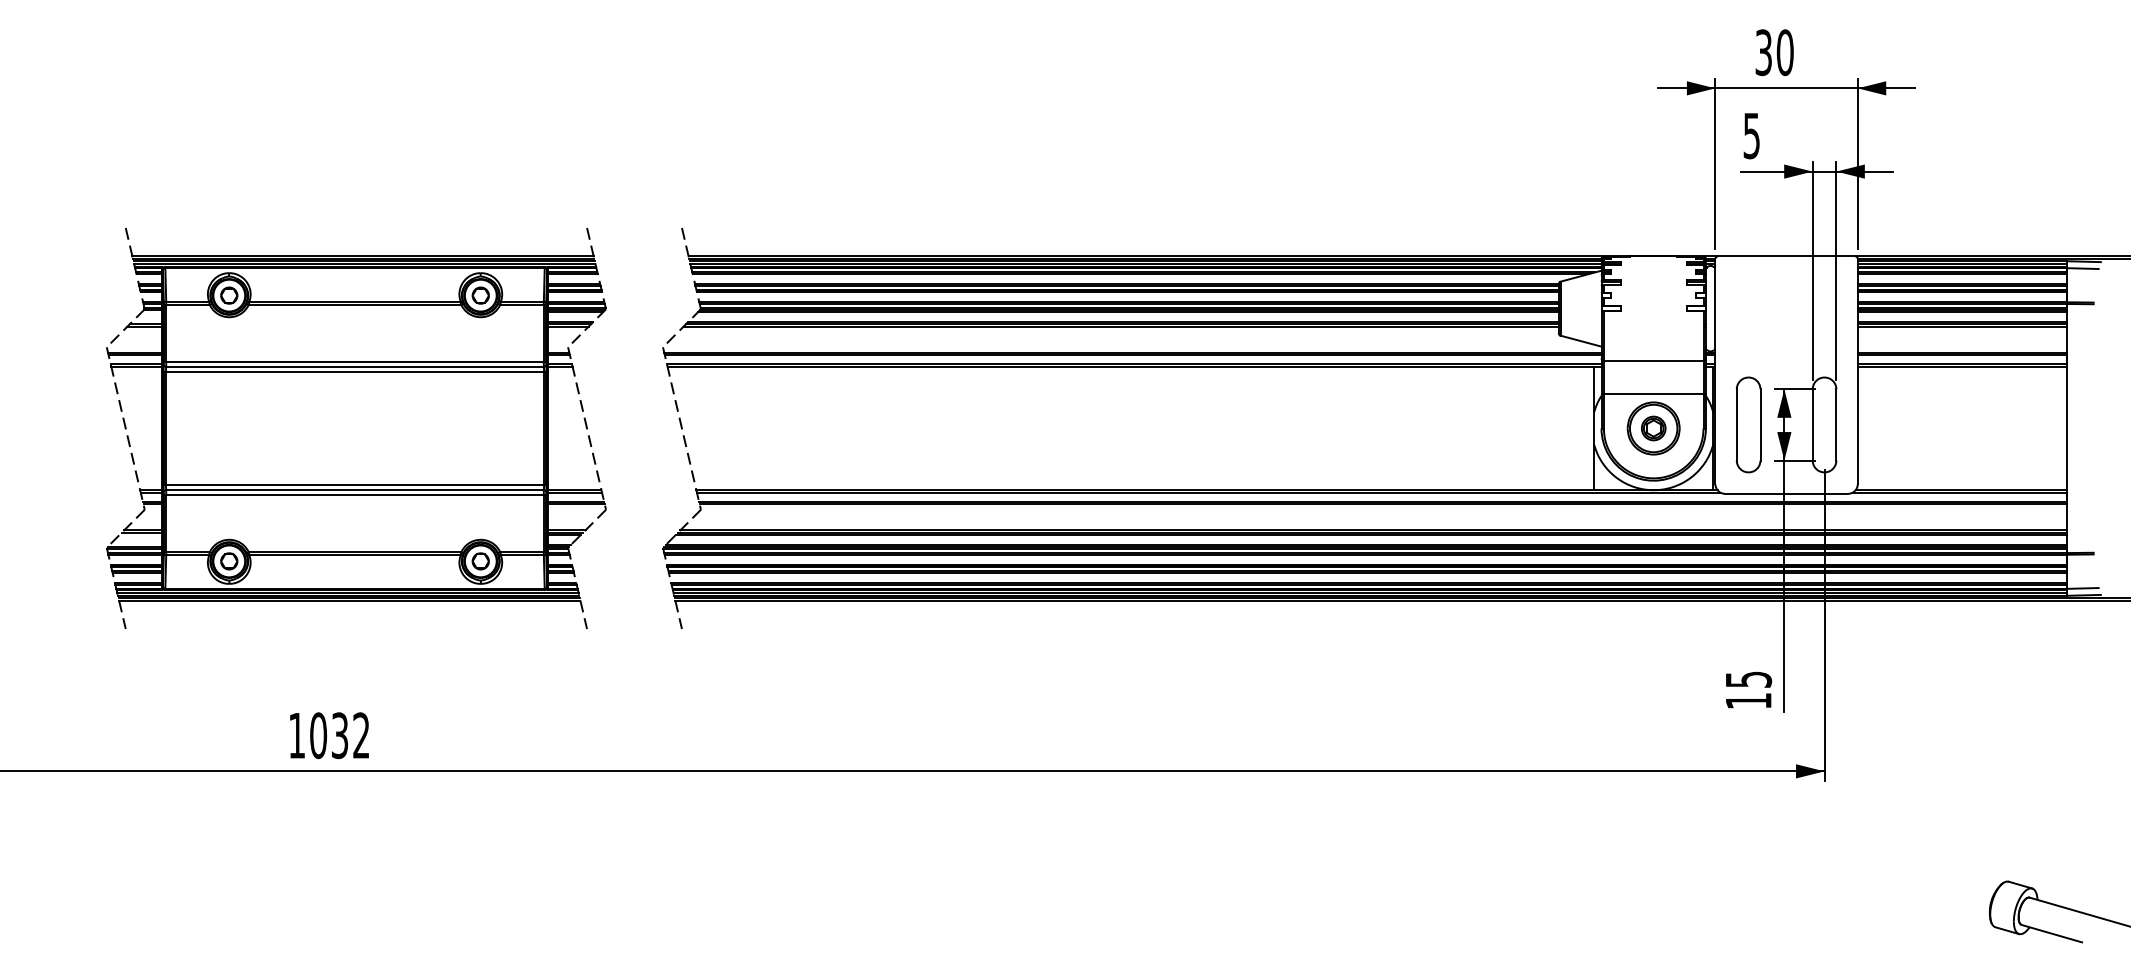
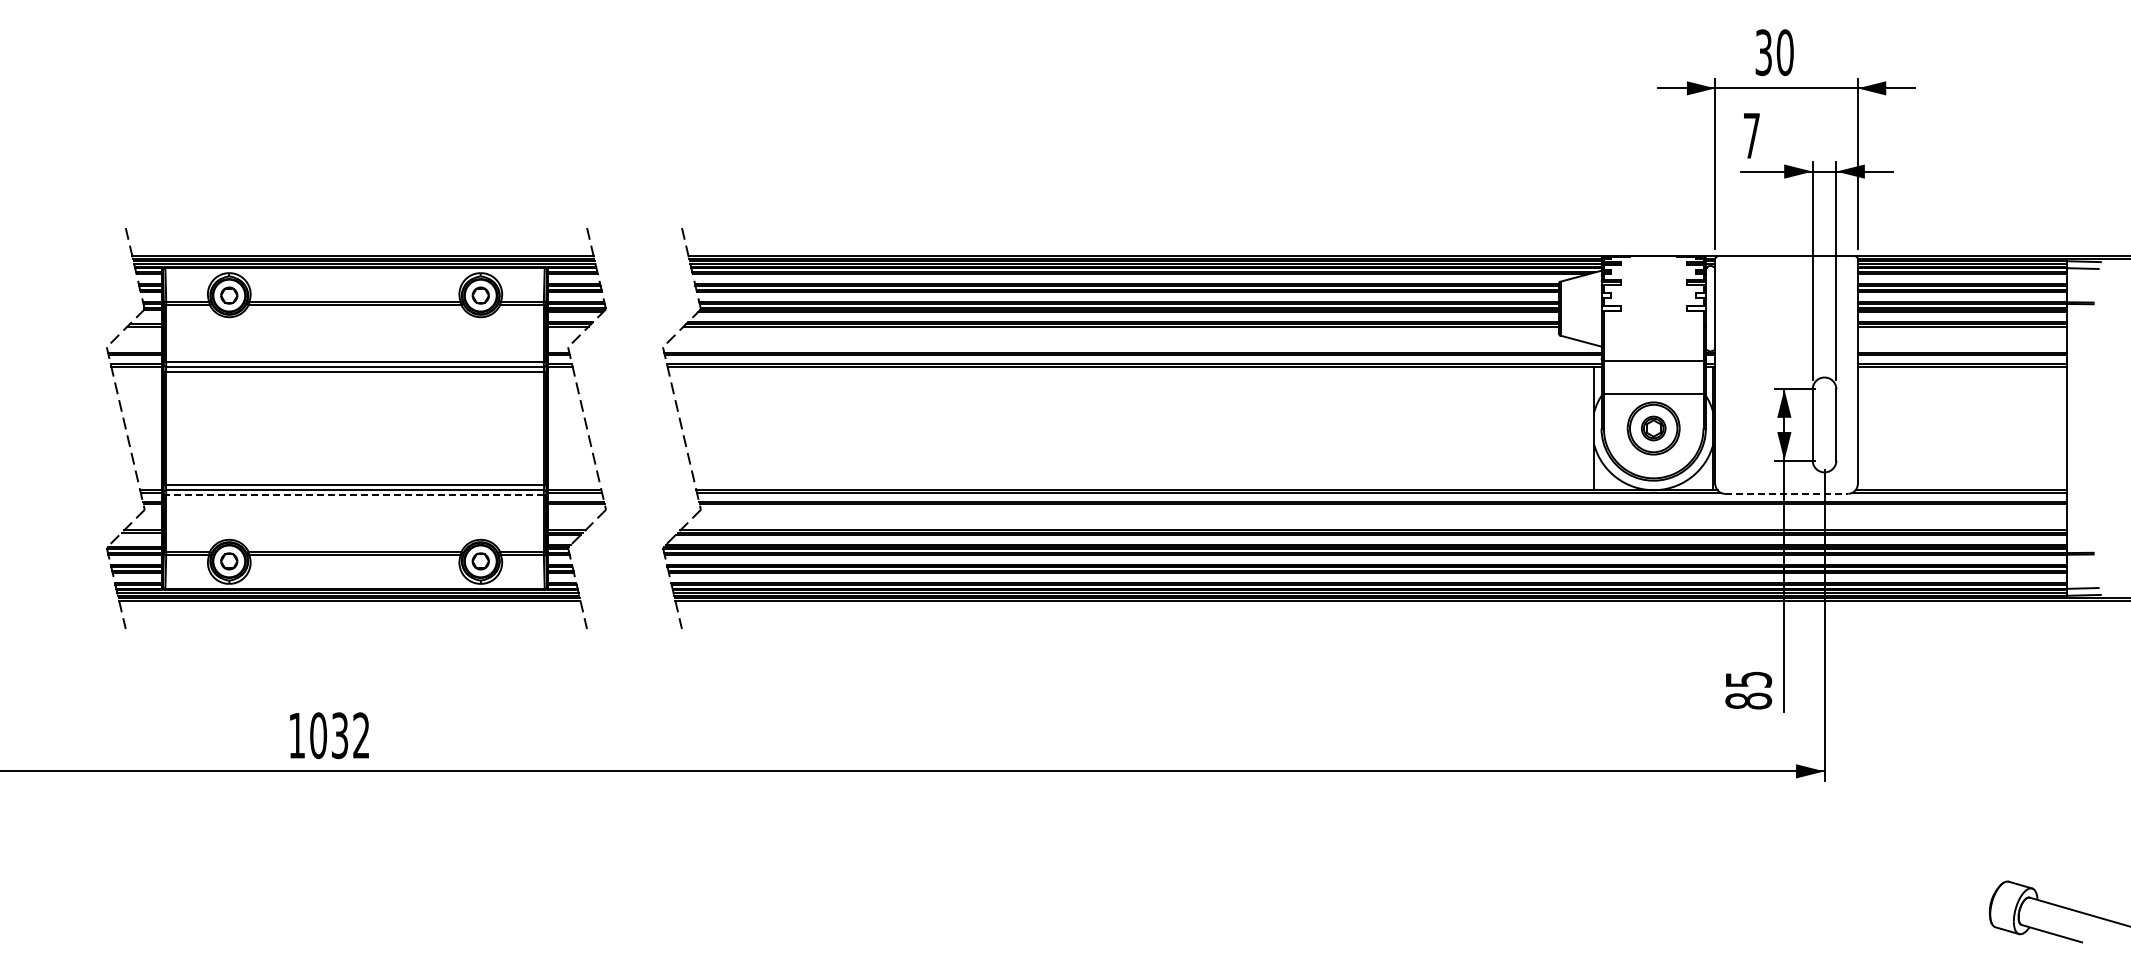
text: 5 -> 7 (1751, 136)
part: present -> none (1748, 424)
line: solid -> dashed (1786, 493)
line: solid -> dashed (355, 494)
text: 15 -> 85 (1748, 700)
